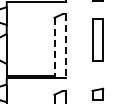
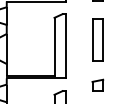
line: dashed -> solid (54, 46)
line: dashed -> solid (66, 46)
part position: (97, 93) -> (97, 84) (97, 84)
